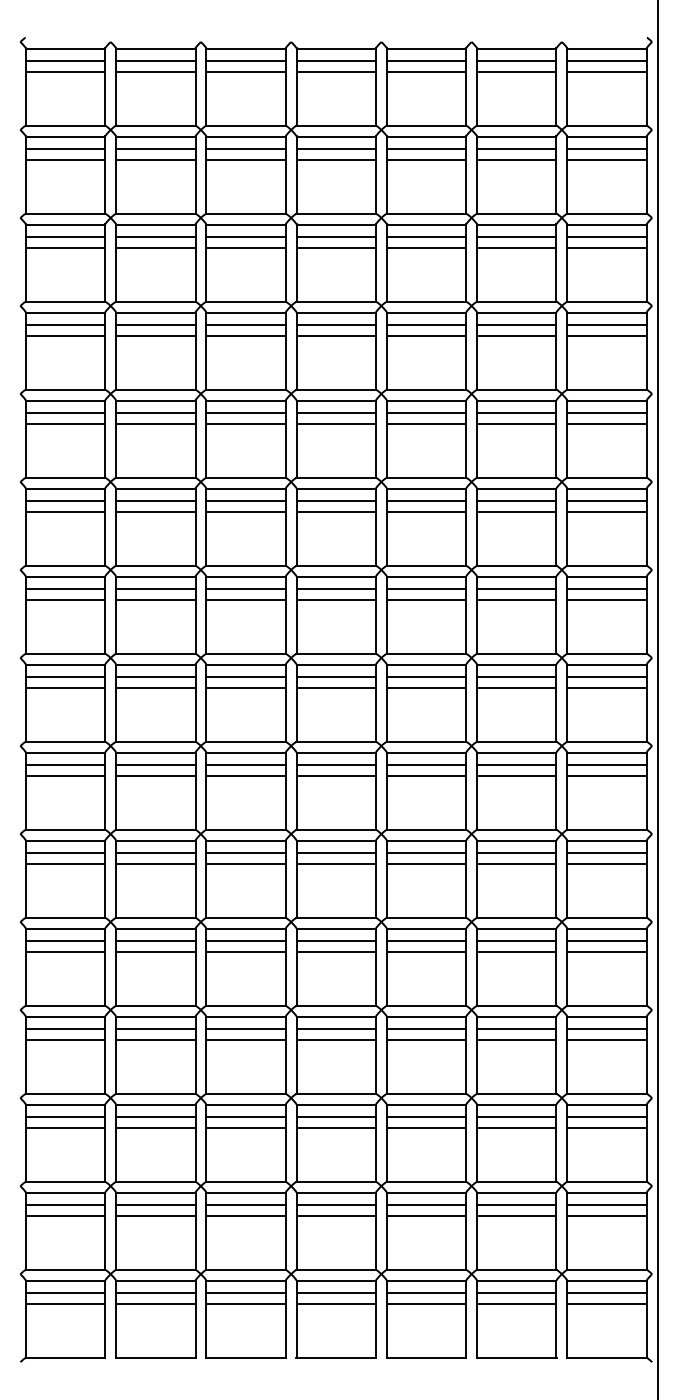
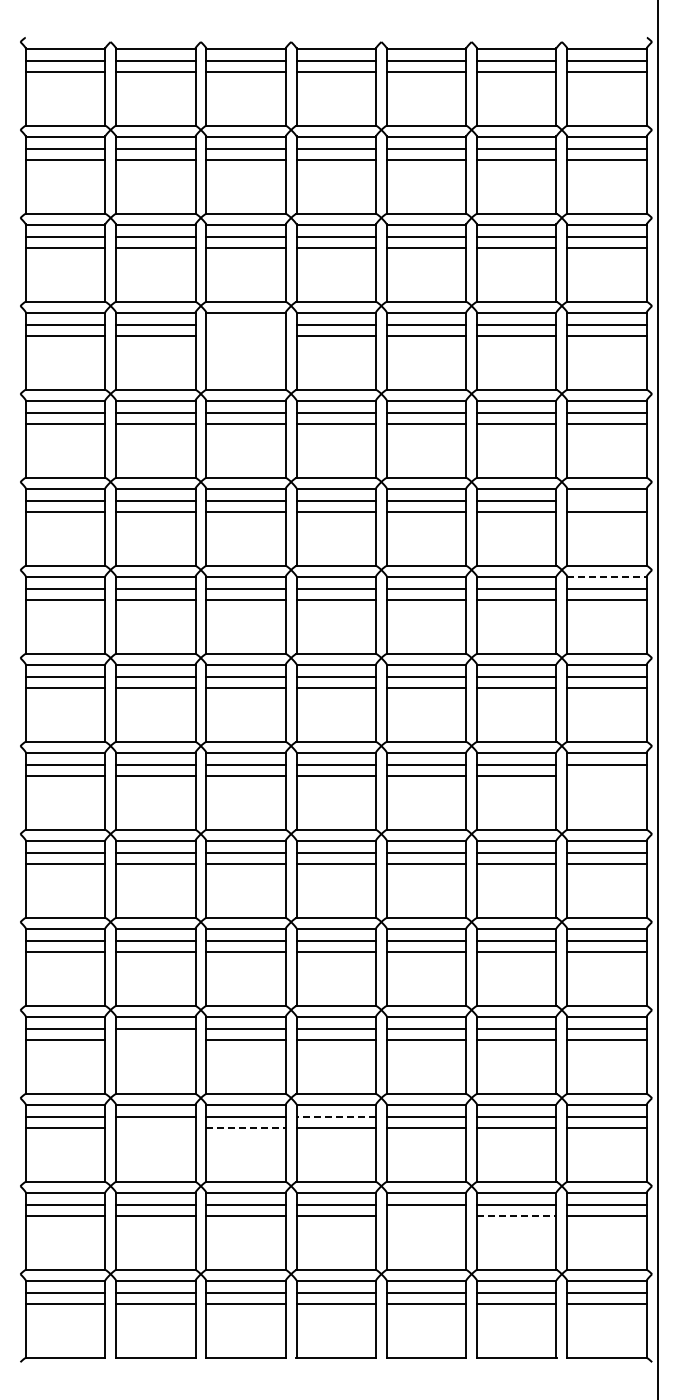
line: present -> none (245, 325)
line: present -> none (245, 335)
line: present -> none (606, 501)
line: solid -> dashed (607, 576)
line: present -> none (606, 776)
line: present -> none (155, 1040)
line: solid -> dashed (336, 1117)
line: present -> none (155, 1128)
line: solid -> dashed (246, 1128)
line: present -> none (426, 1216)
line: solid -> dashed (516, 1216)
